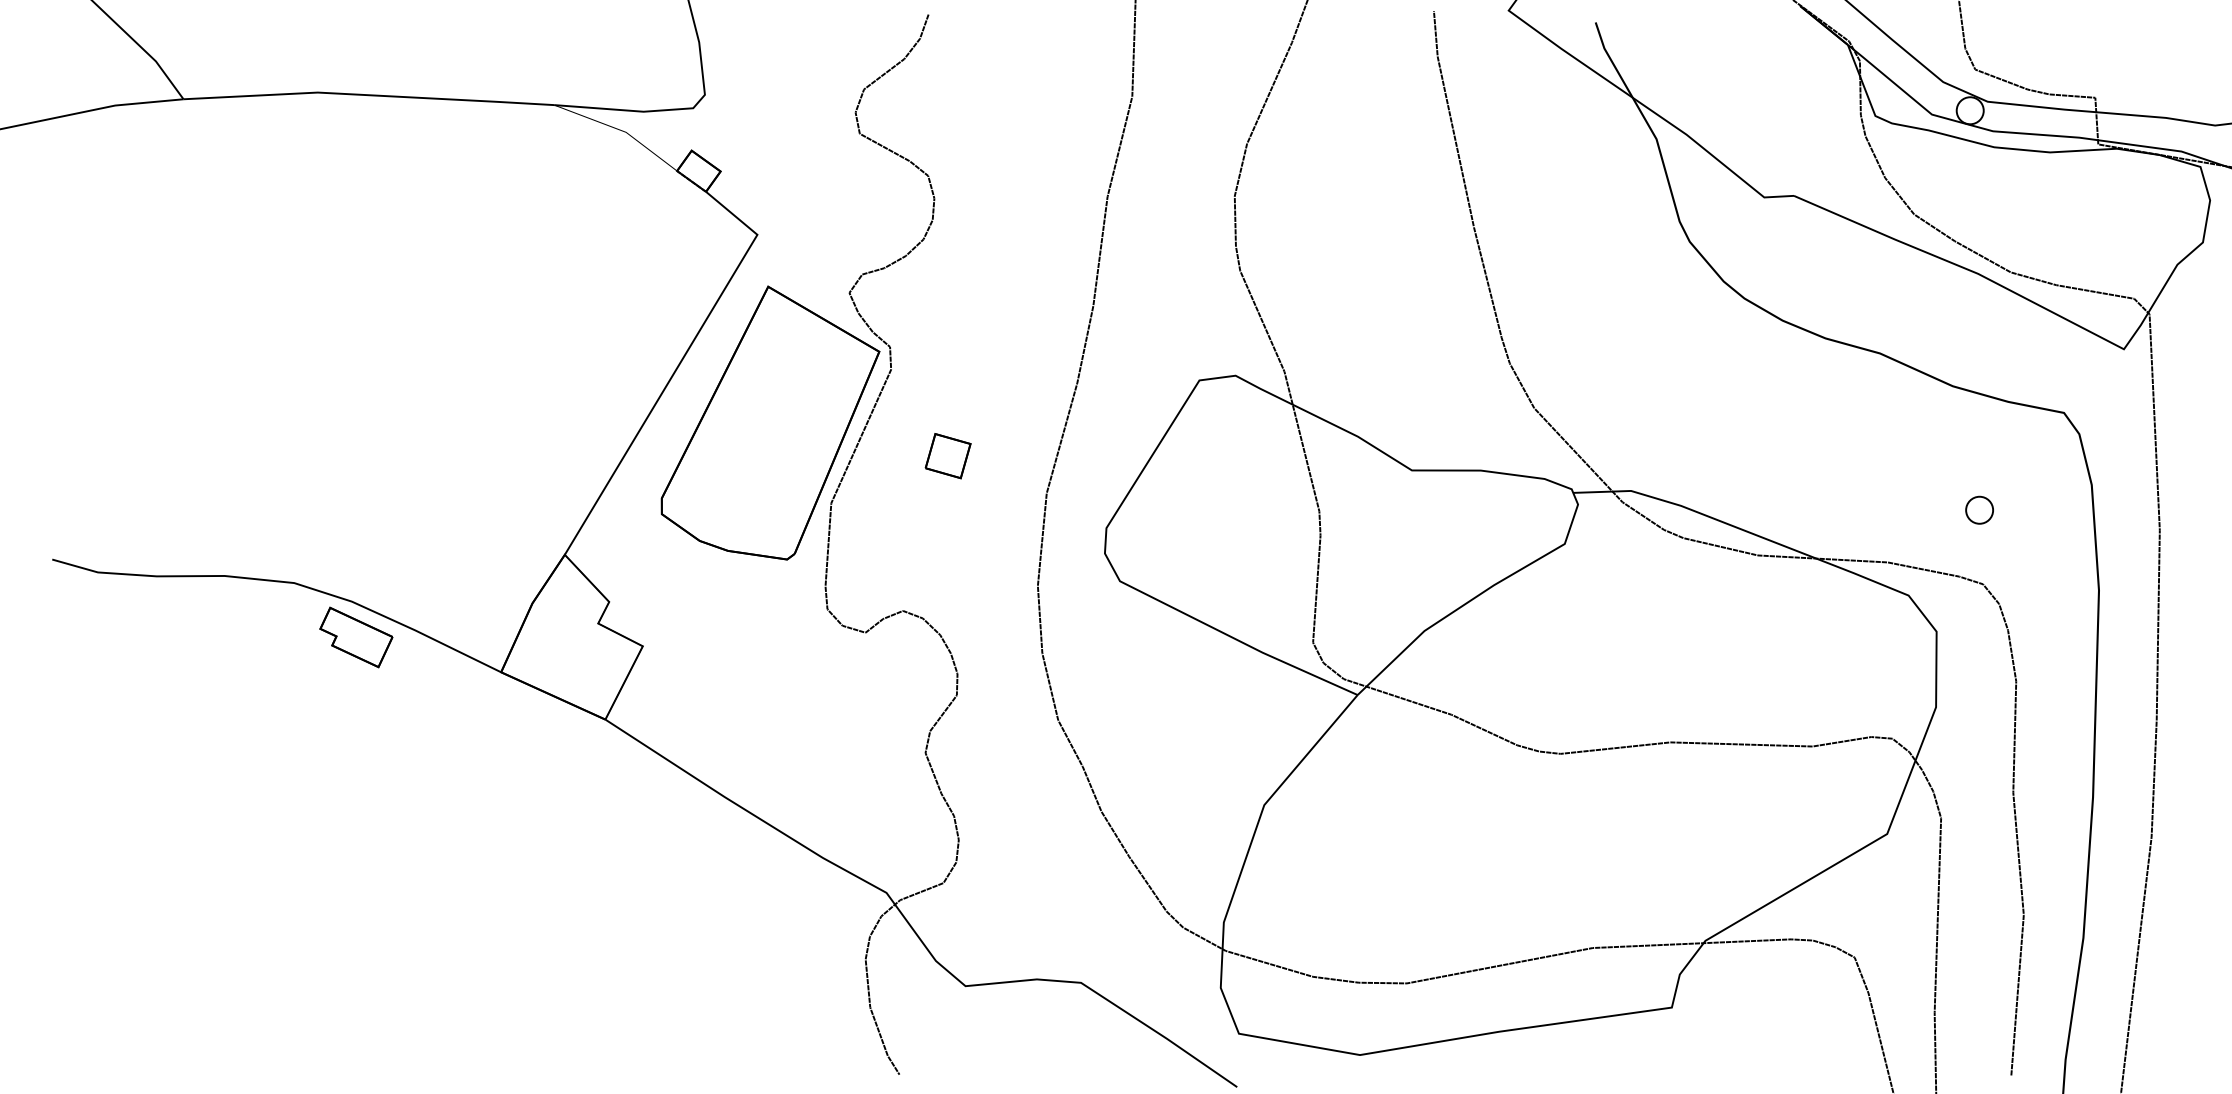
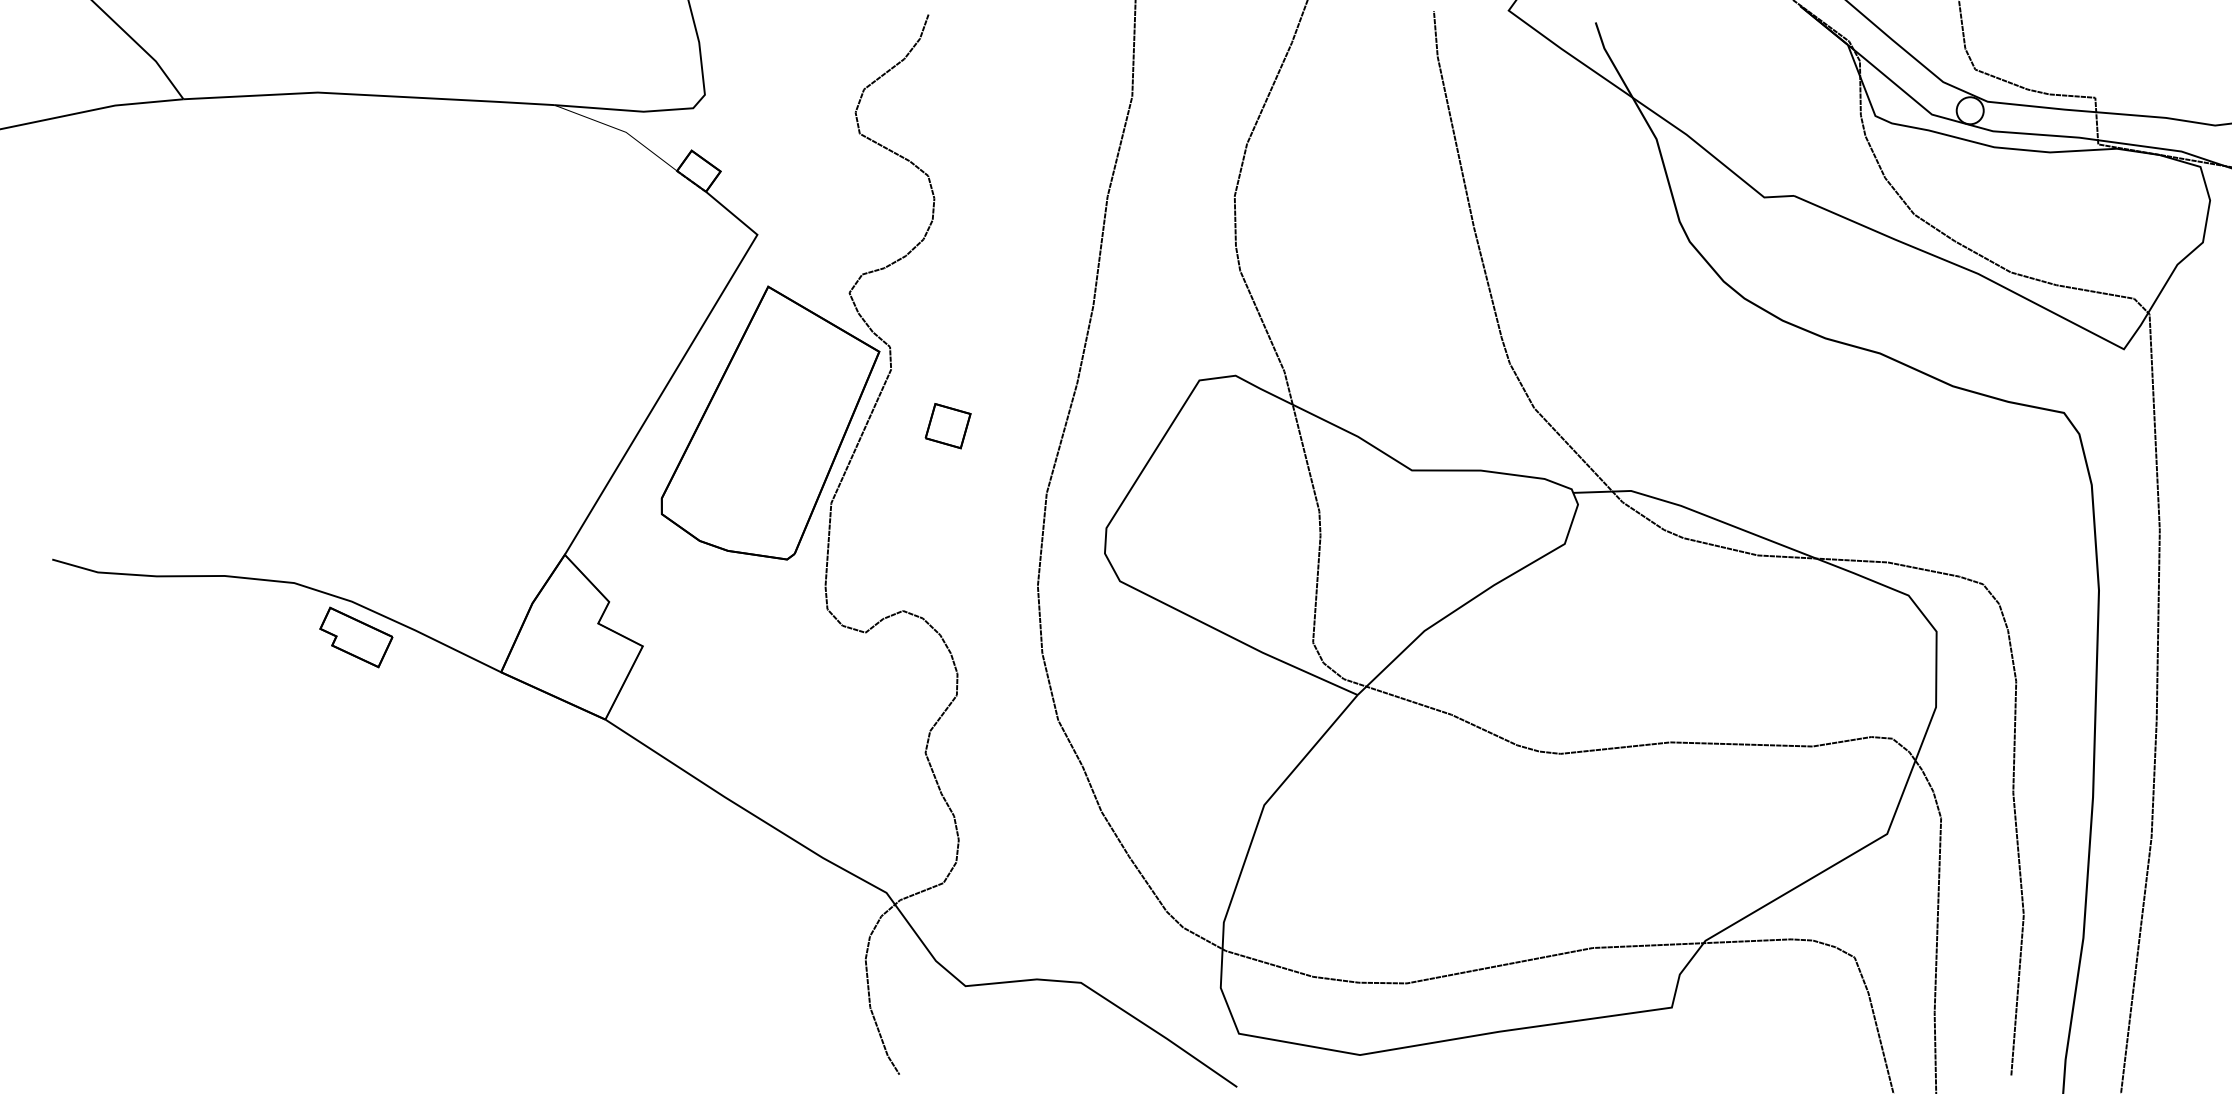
part position: (947, 456) -> (947, 426) (947, 426)
part: present -> none (1979, 509)
